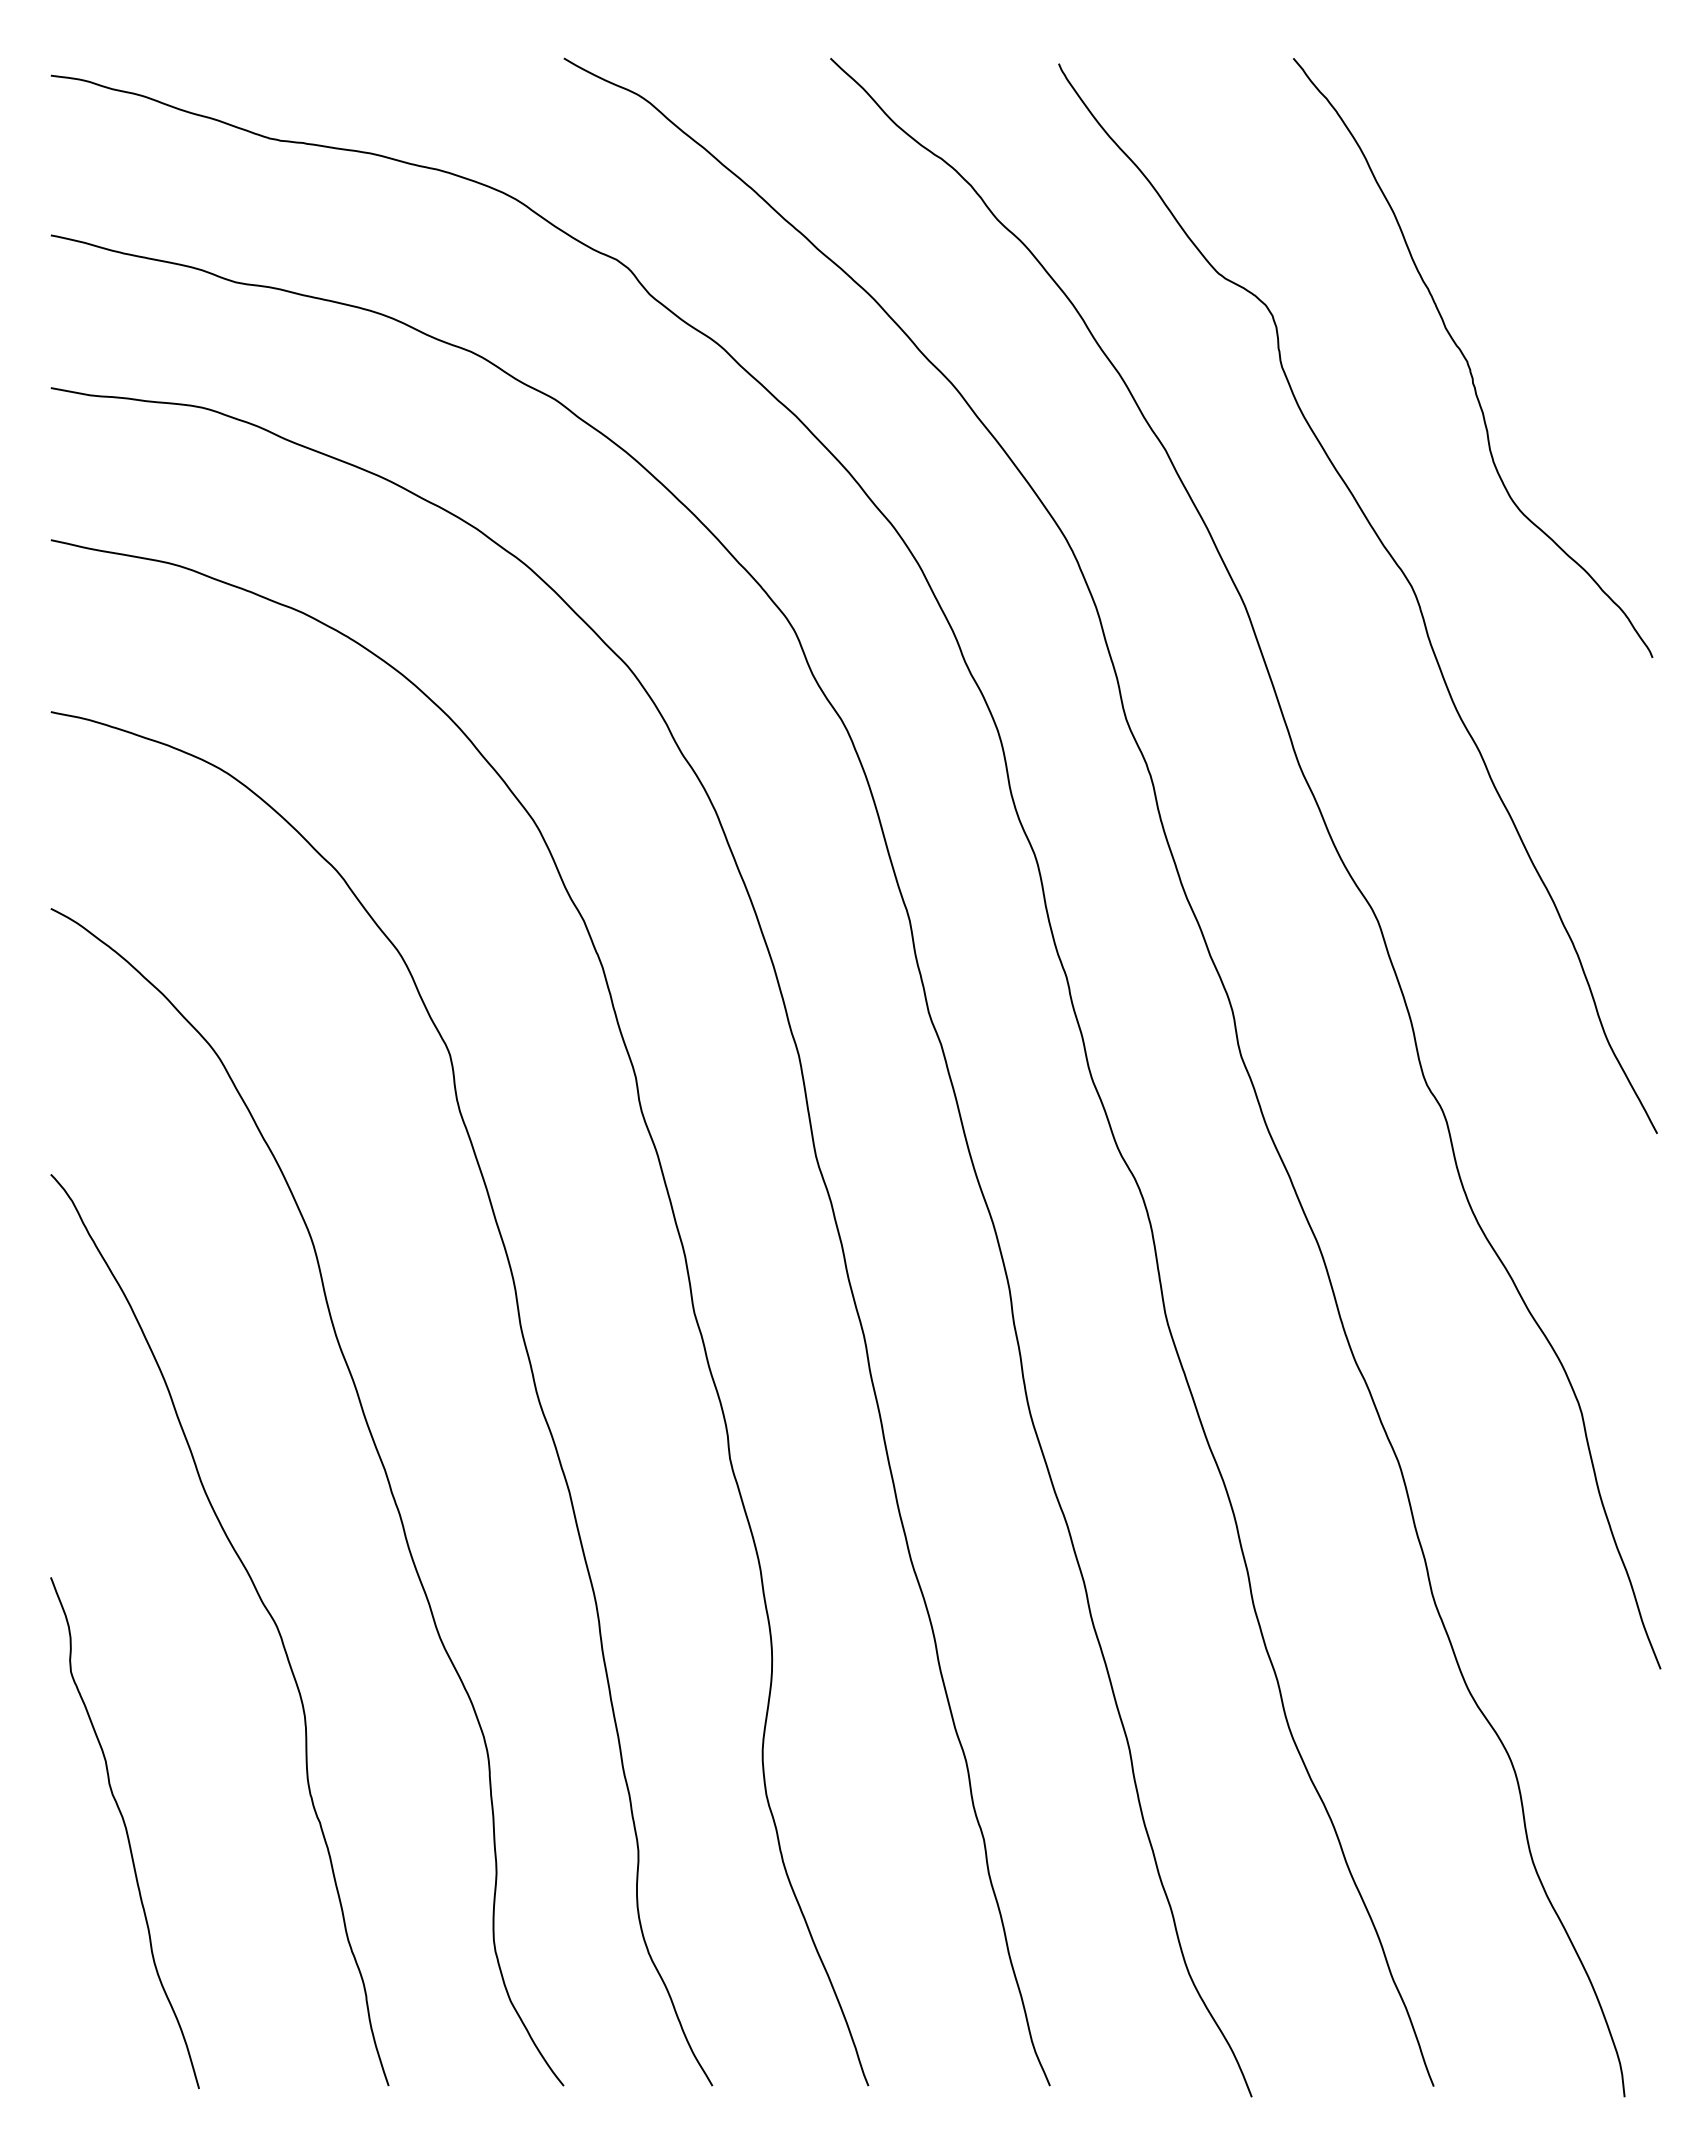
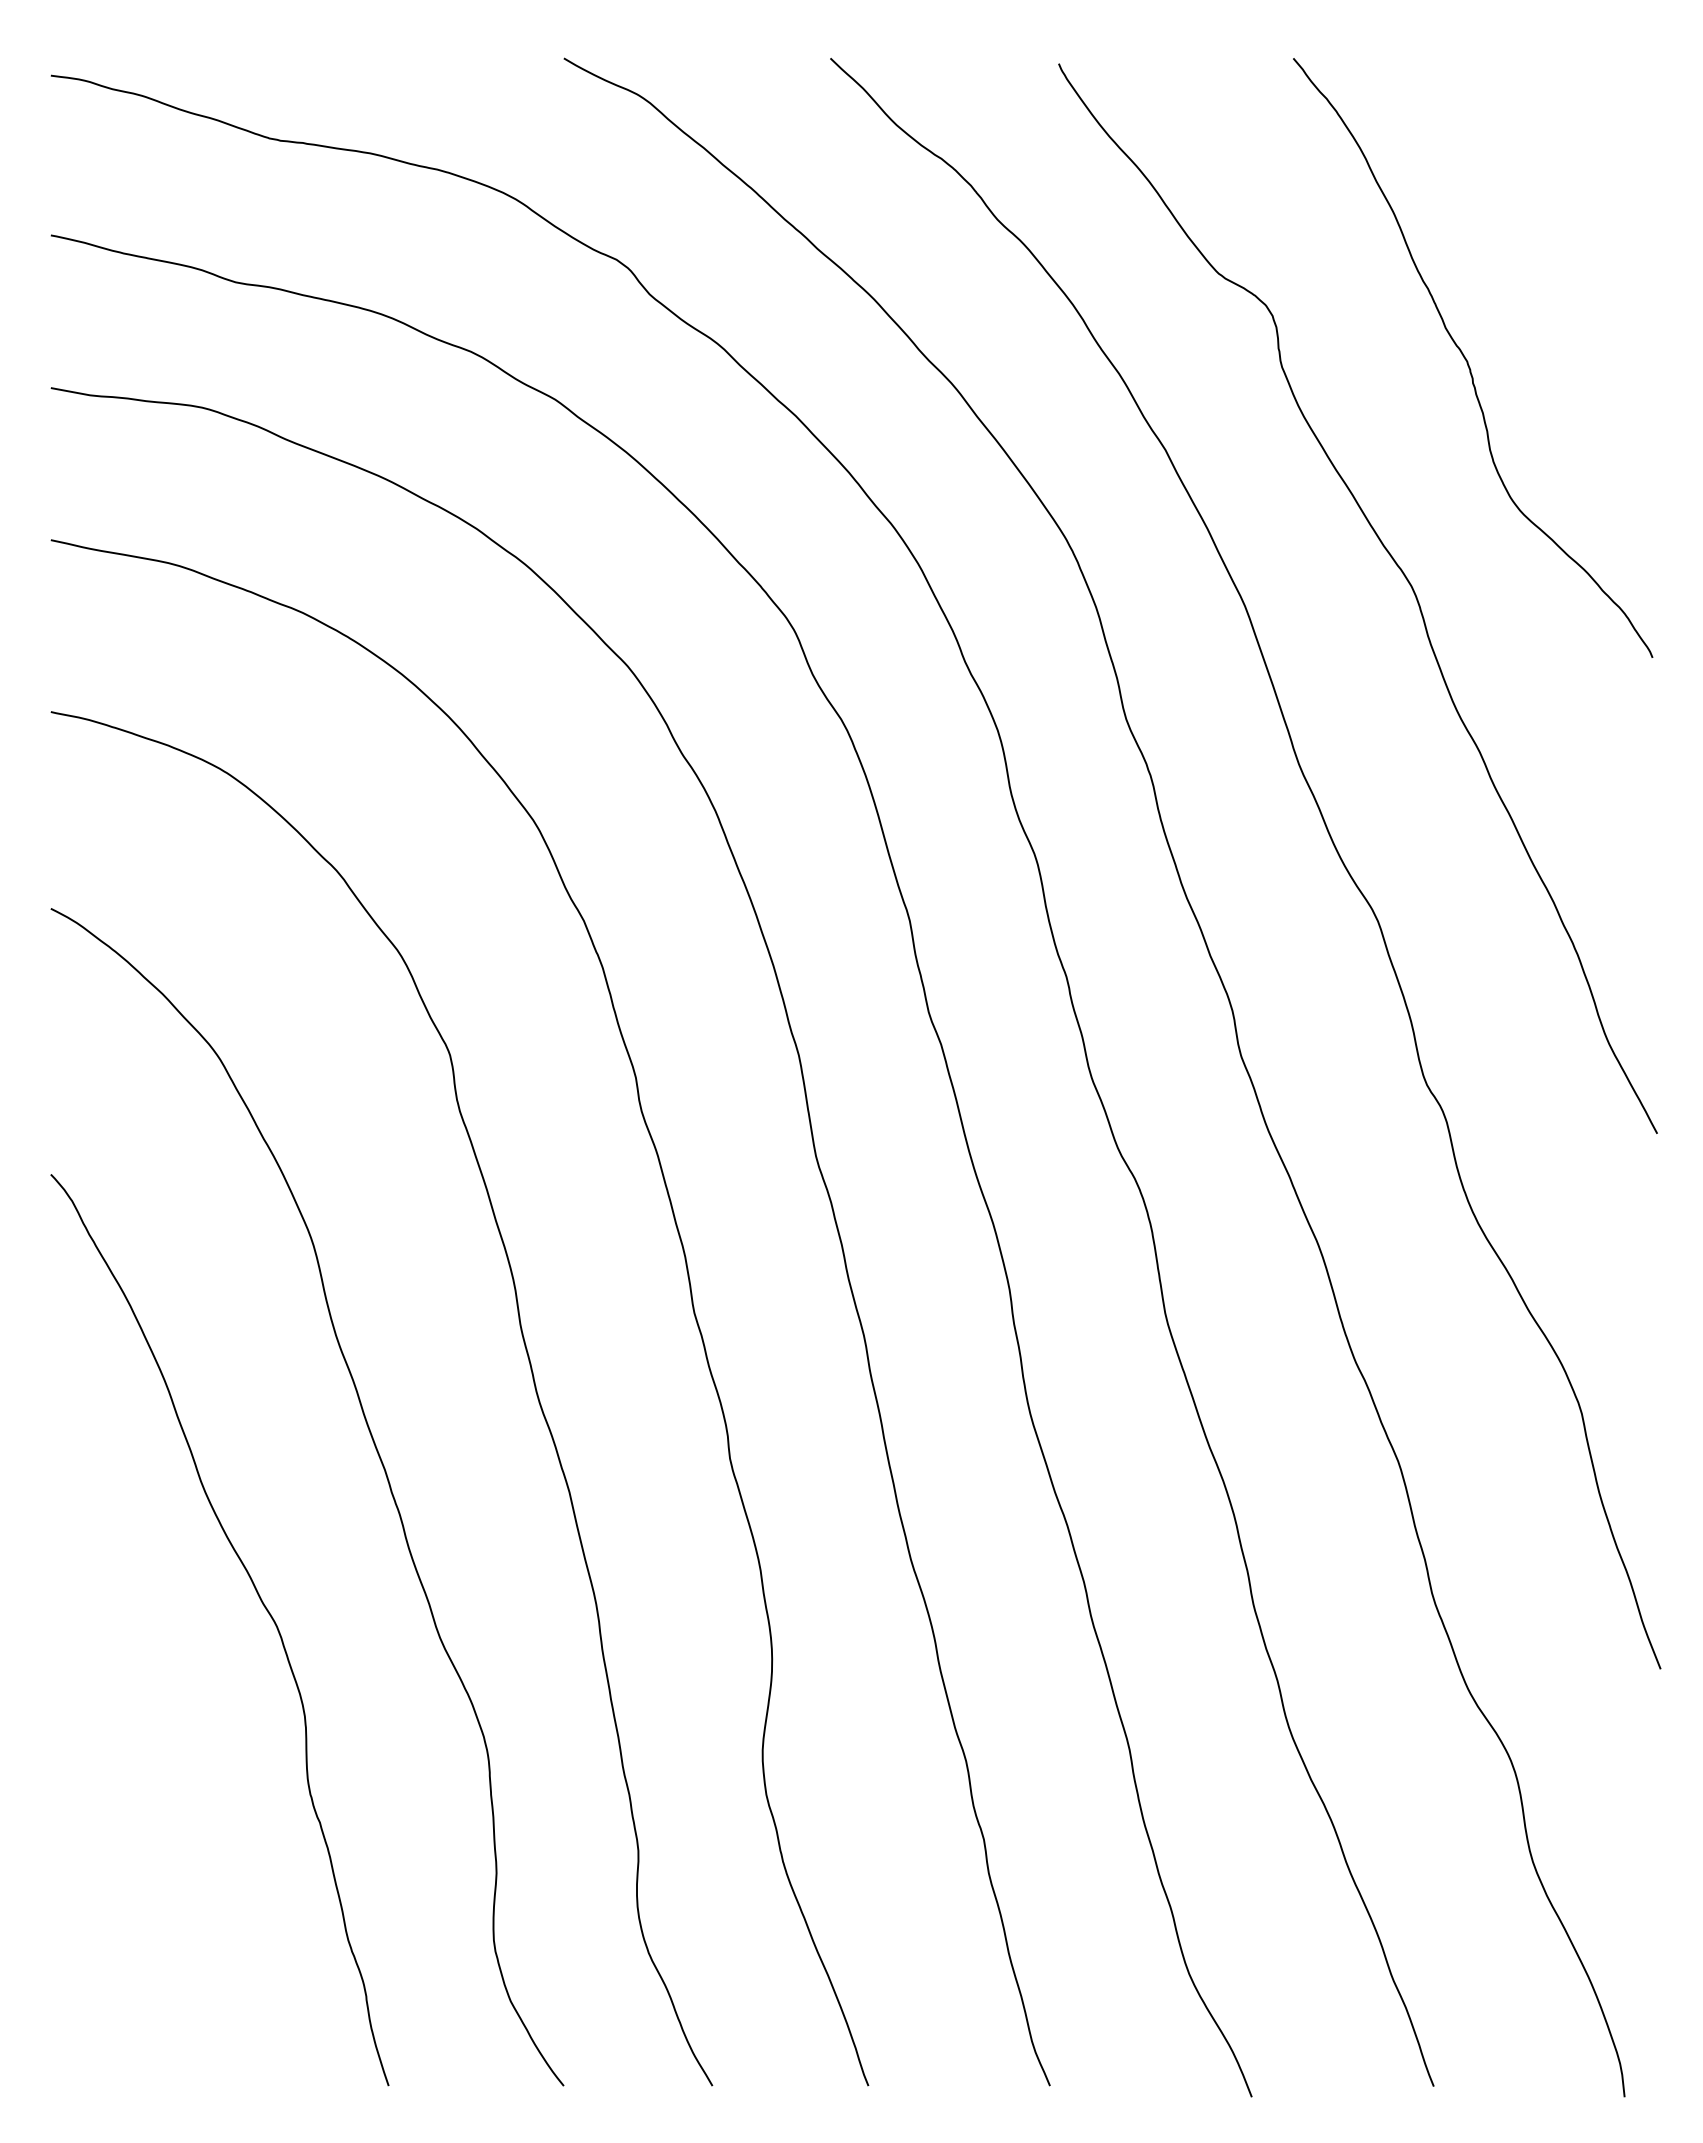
curve: present -> none (125, 1831)
